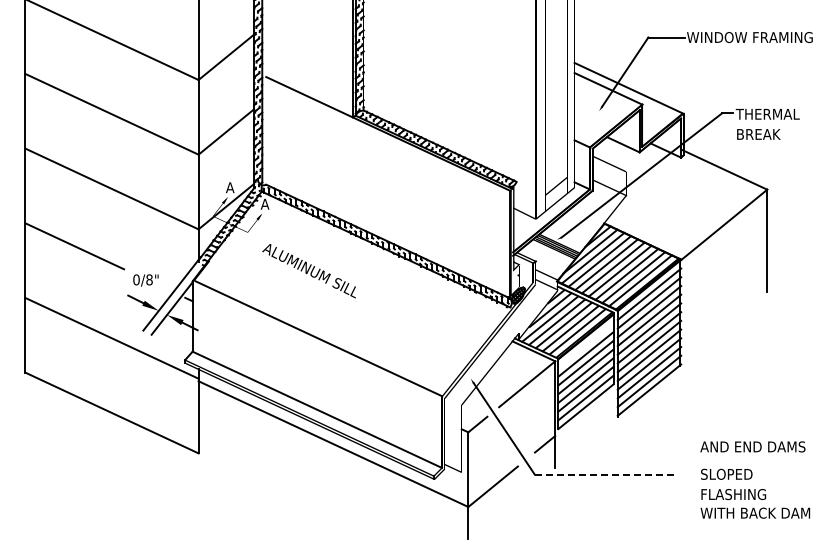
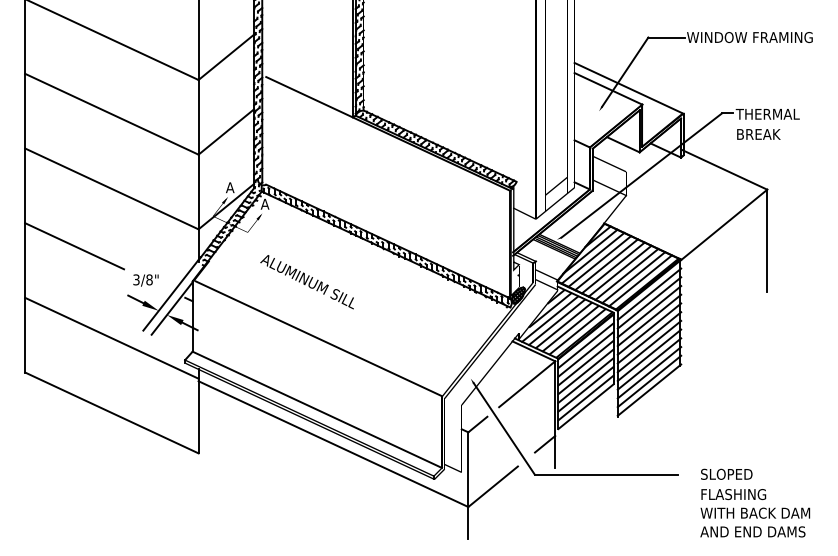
text position: (308, 271) -> (306, 282) (306, 282)
text: 0/8" -> 3/8" (136, 279)
line: none -> present (585, 345)
text position: (752, 446) -> (752, 531) (752, 531)
line: dashed -> solid (606, 474)
